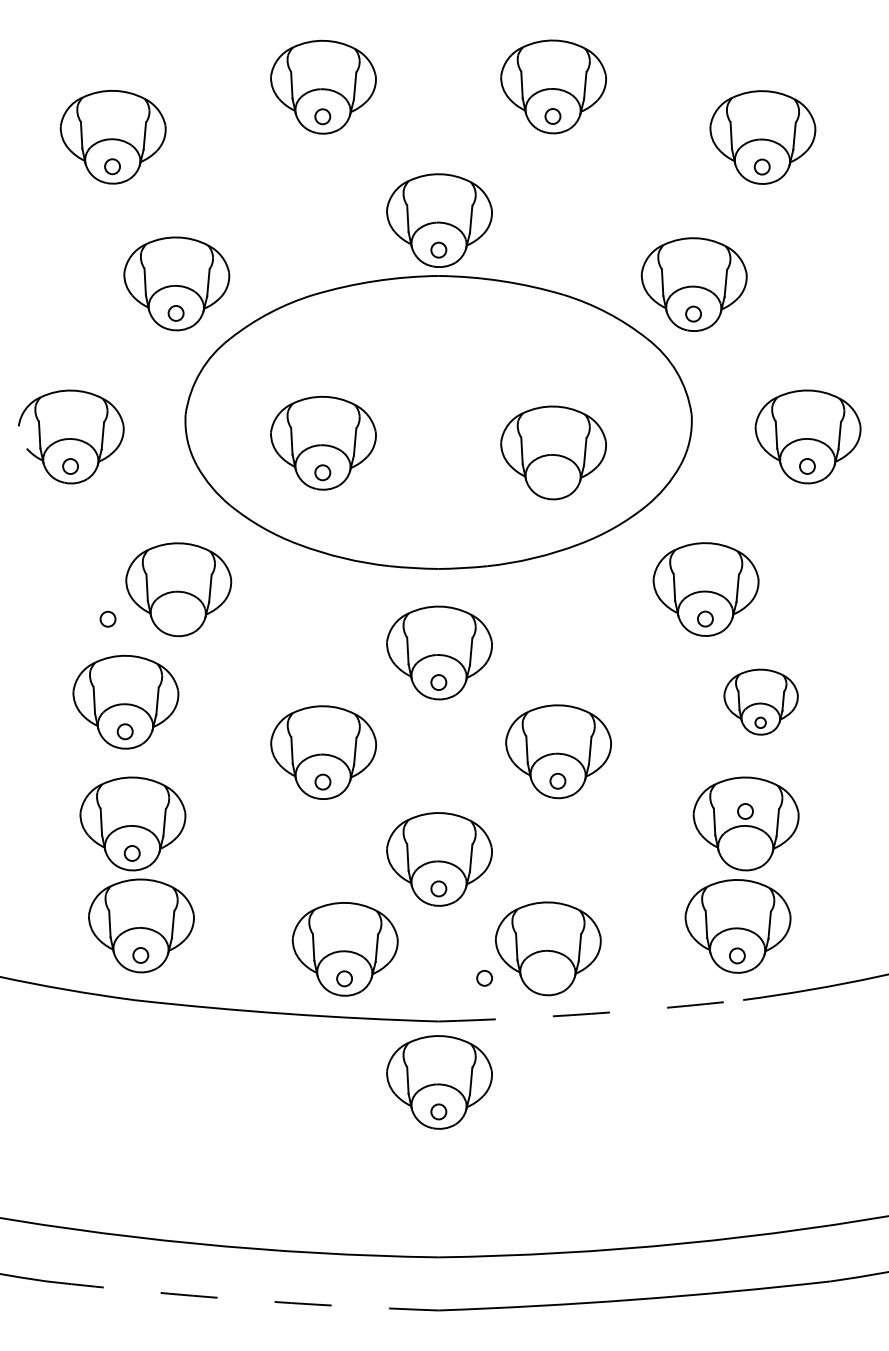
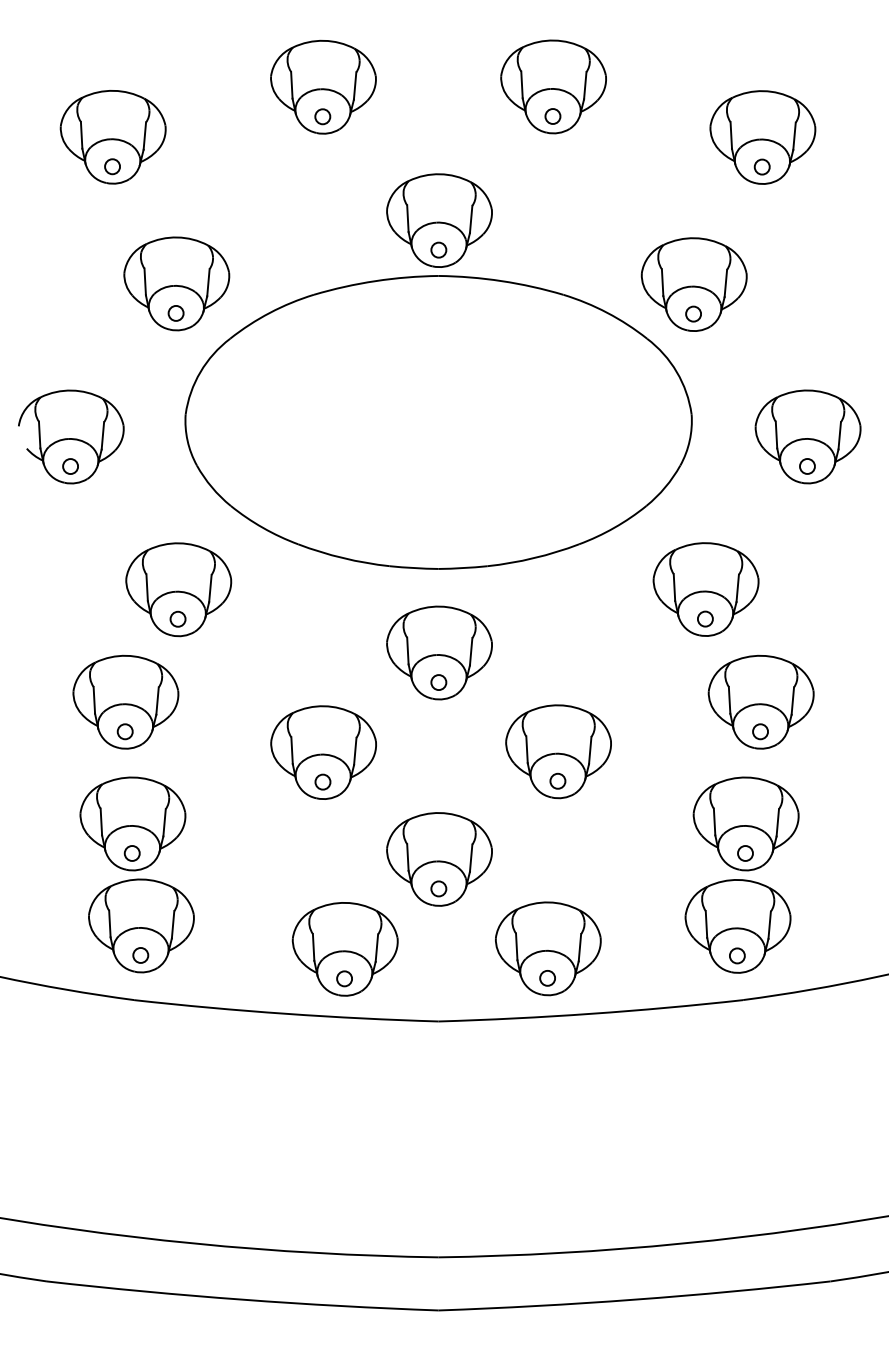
part: present -> none (323, 442)
part: present -> none (553, 452)
circle position: (107, 618) -> (177, 618) (177, 618)
part size: 76x68 px -> 108x96 px (760, 701)
circle position: (745, 811) -> (745, 853) (745, 853)
circle position: (484, 978) -> (547, 978) (547, 978)
arc: dashed -> solid (591, 1013)
part: present -> none (439, 1082)
arc: dashed -> solid (242, 1299)
